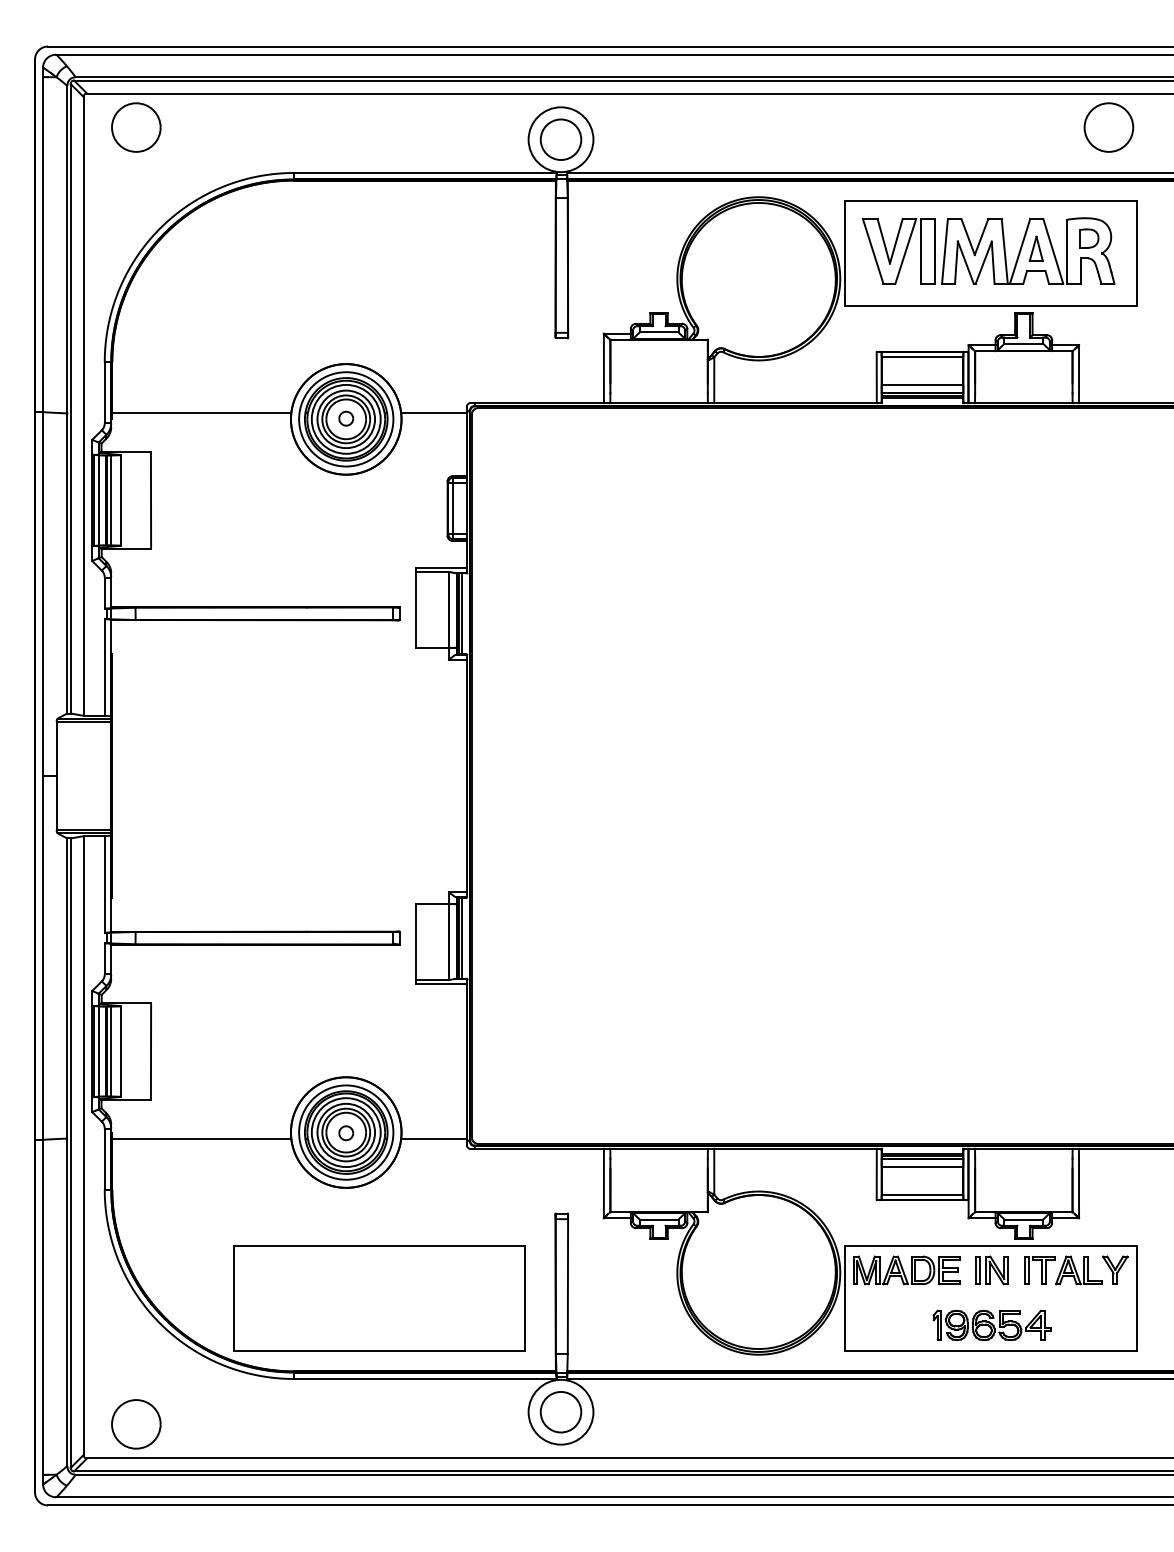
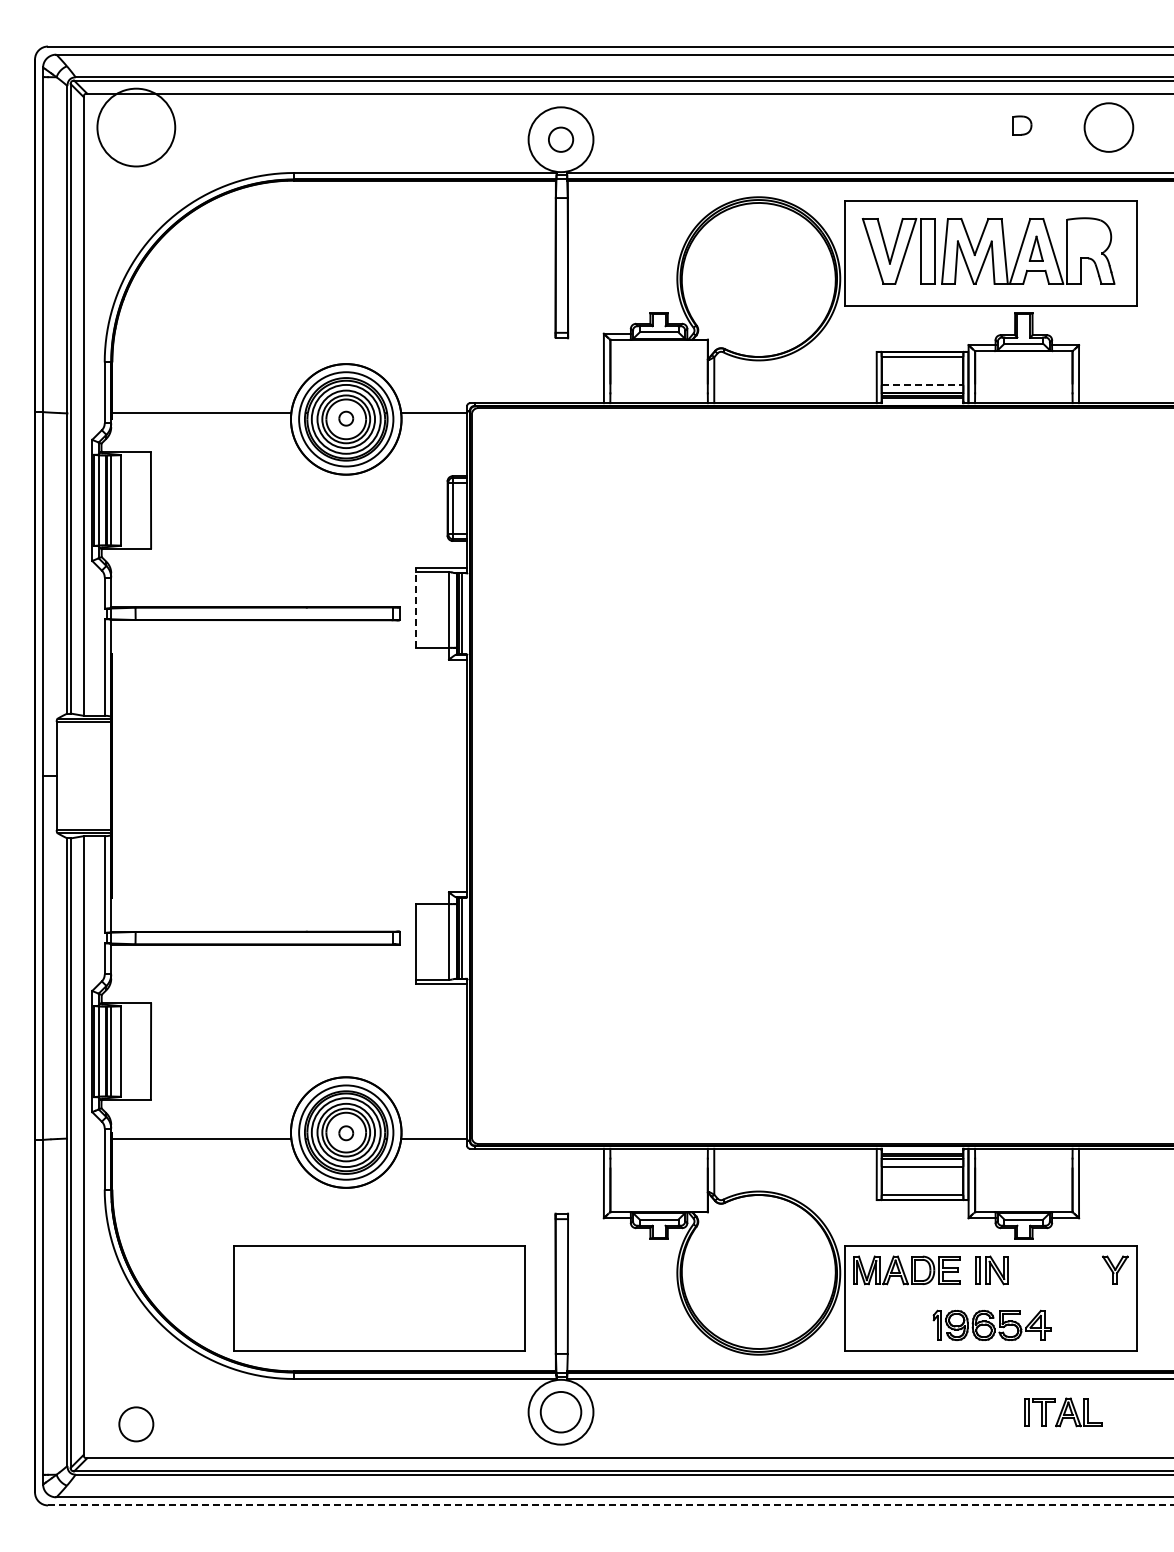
circle diameter: 49 px -> 78 px (136, 127)
circle diameter: 41 px -> 24 px (560, 139)
part position: (1089, 238) -> (1022, 125) (1022, 125)
line: solid -> dashed (922, 385)
line: solid -> dashed (415, 608)
part position: (1063, 1270) -> (1063, 1412) (1063, 1412)
circle diameter: 49 px -> 34 px (136, 1424)
line: solid -> dashed (610, 1505)
